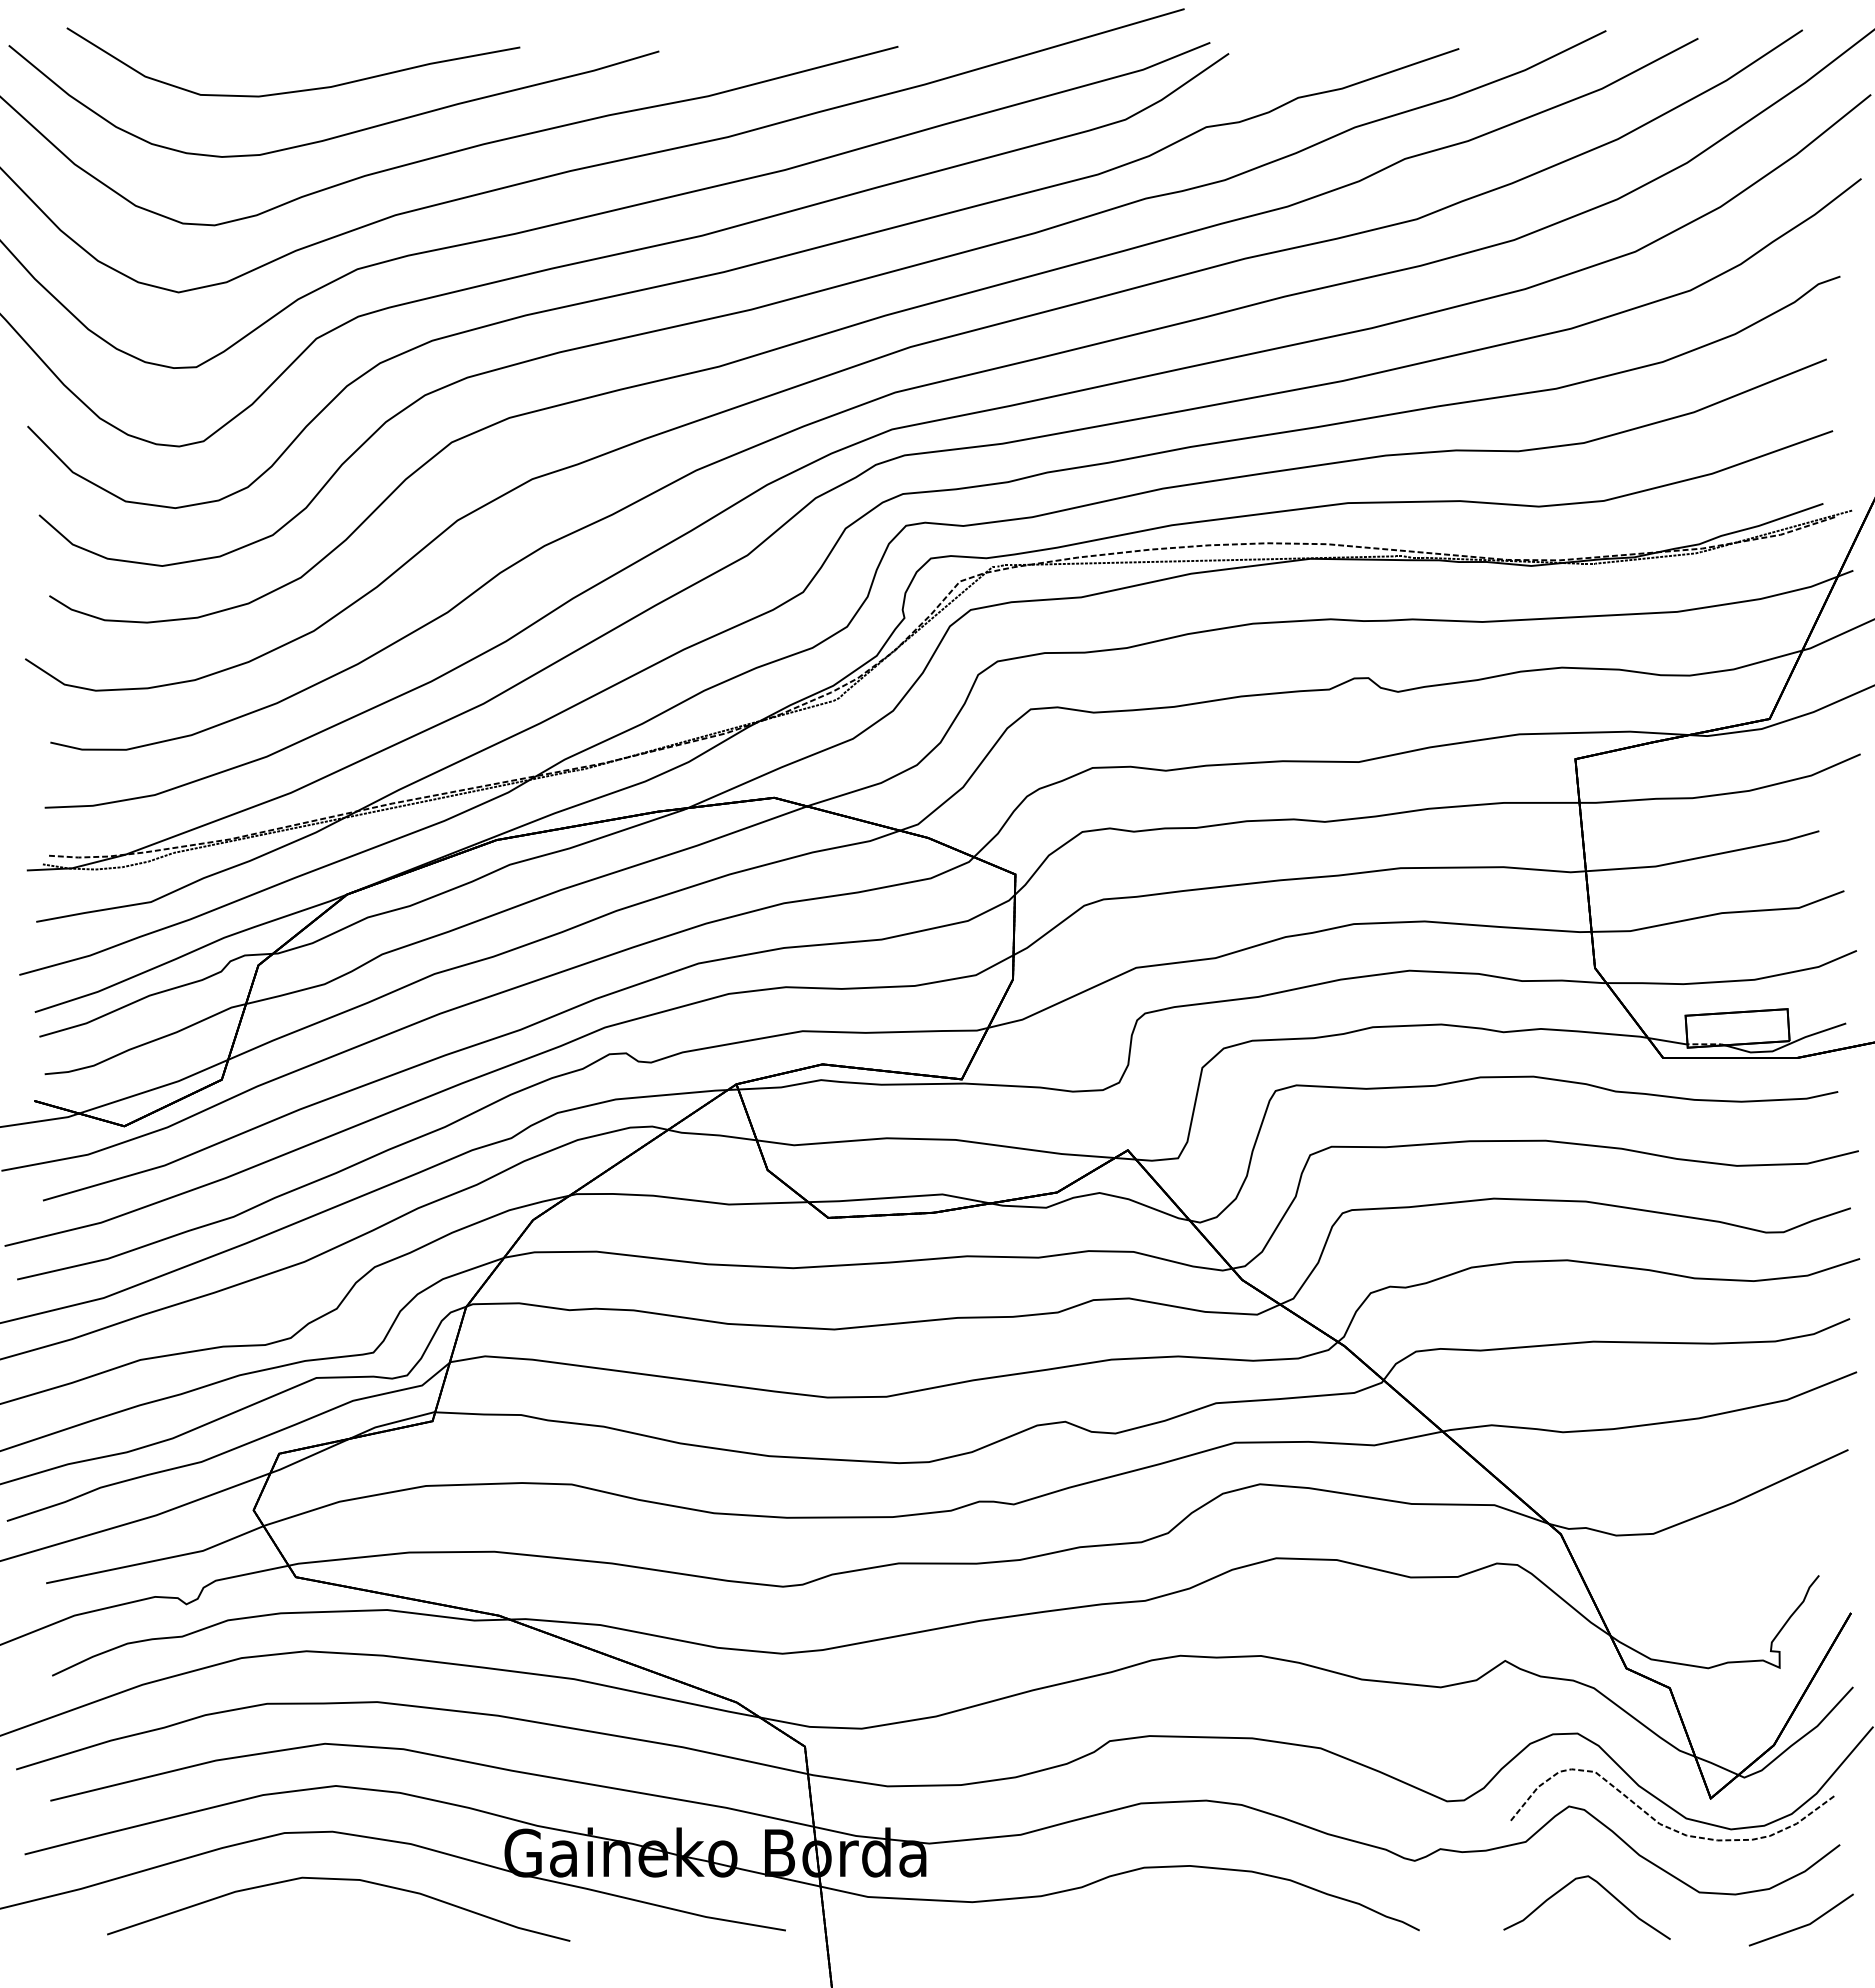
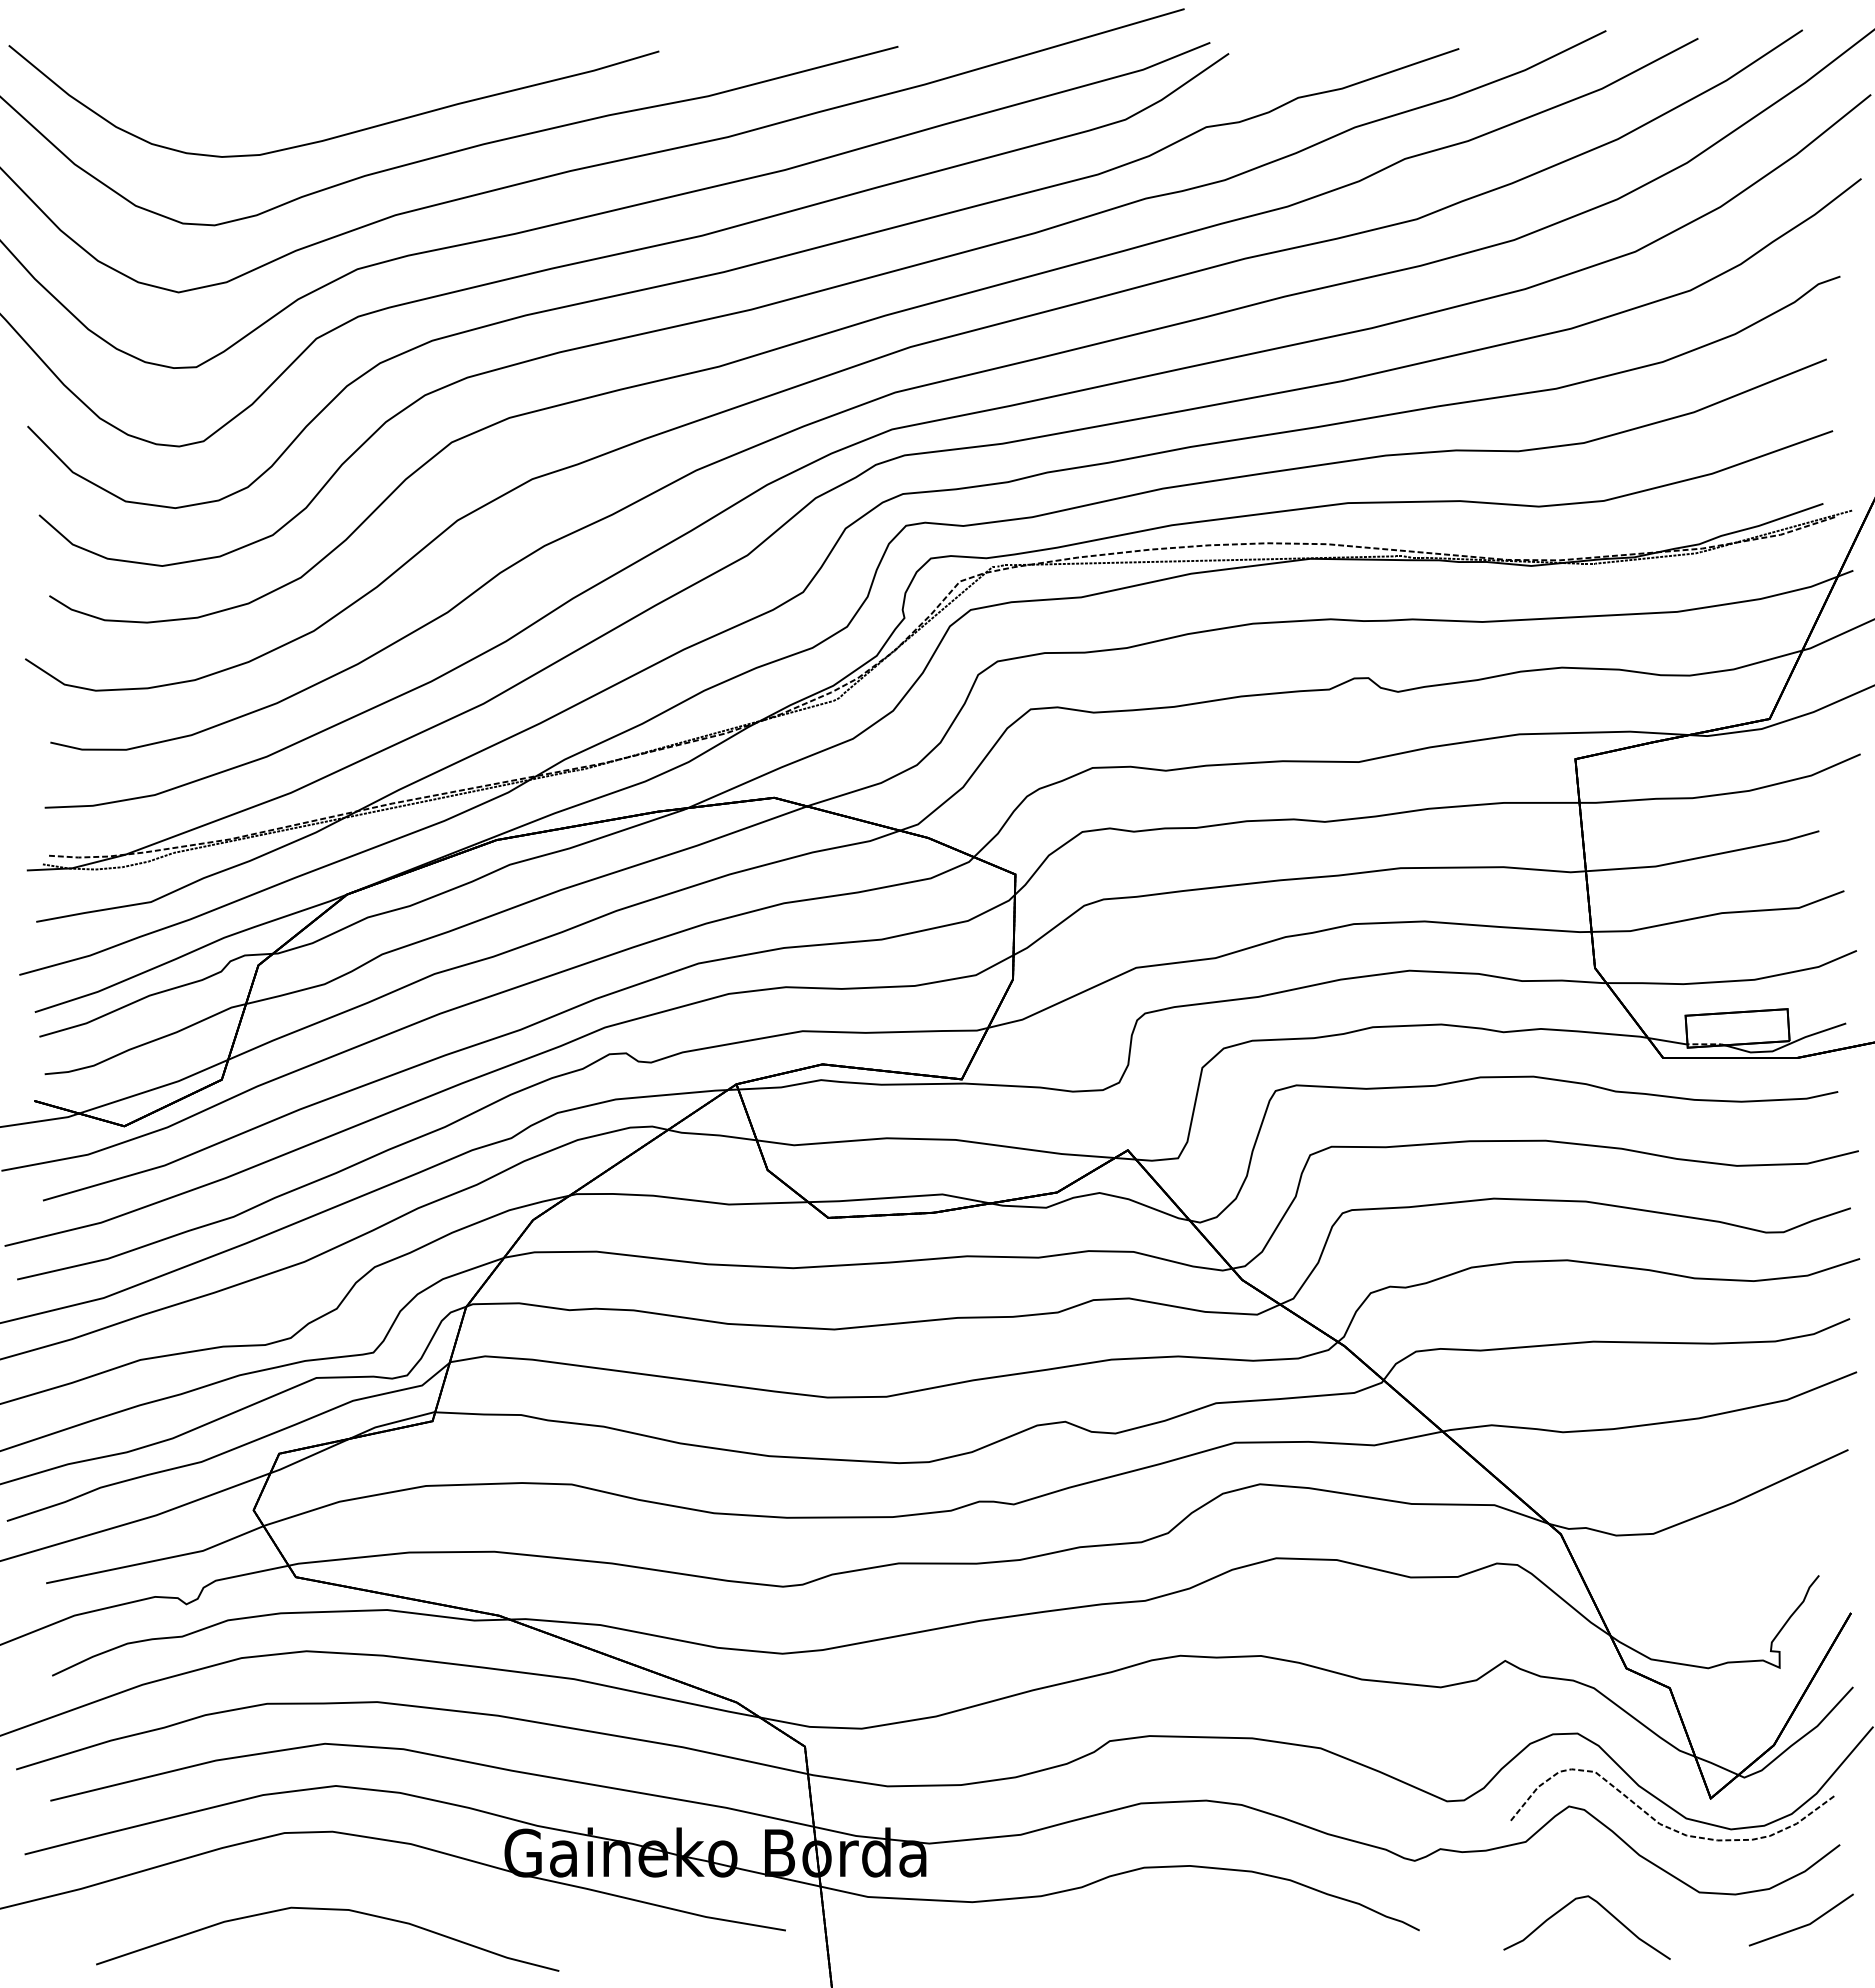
part: present -> none (294, 90)
curve position: (339, 1880) -> (328, 1910) (328, 1910)
curve position: (1601, 1887) -> (1601, 1907) (1601, 1907)
